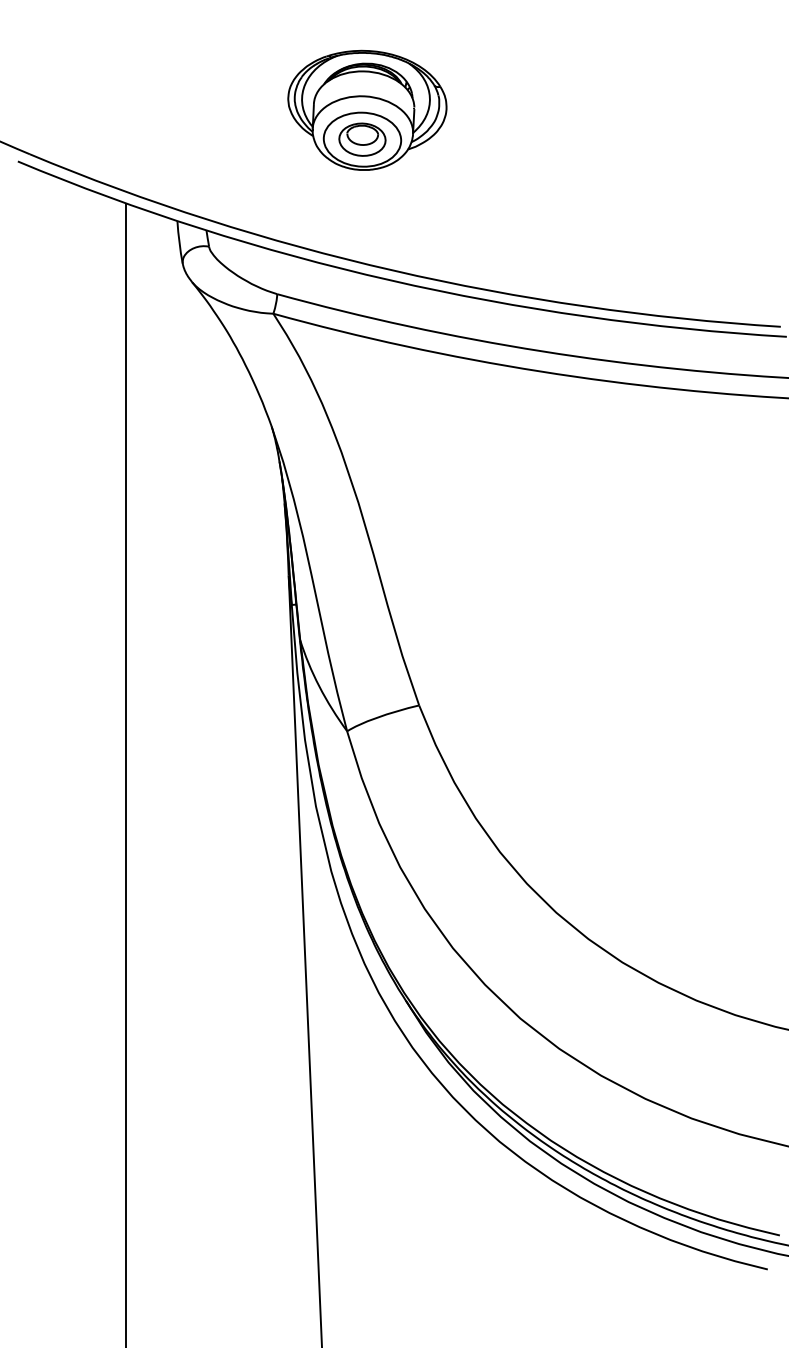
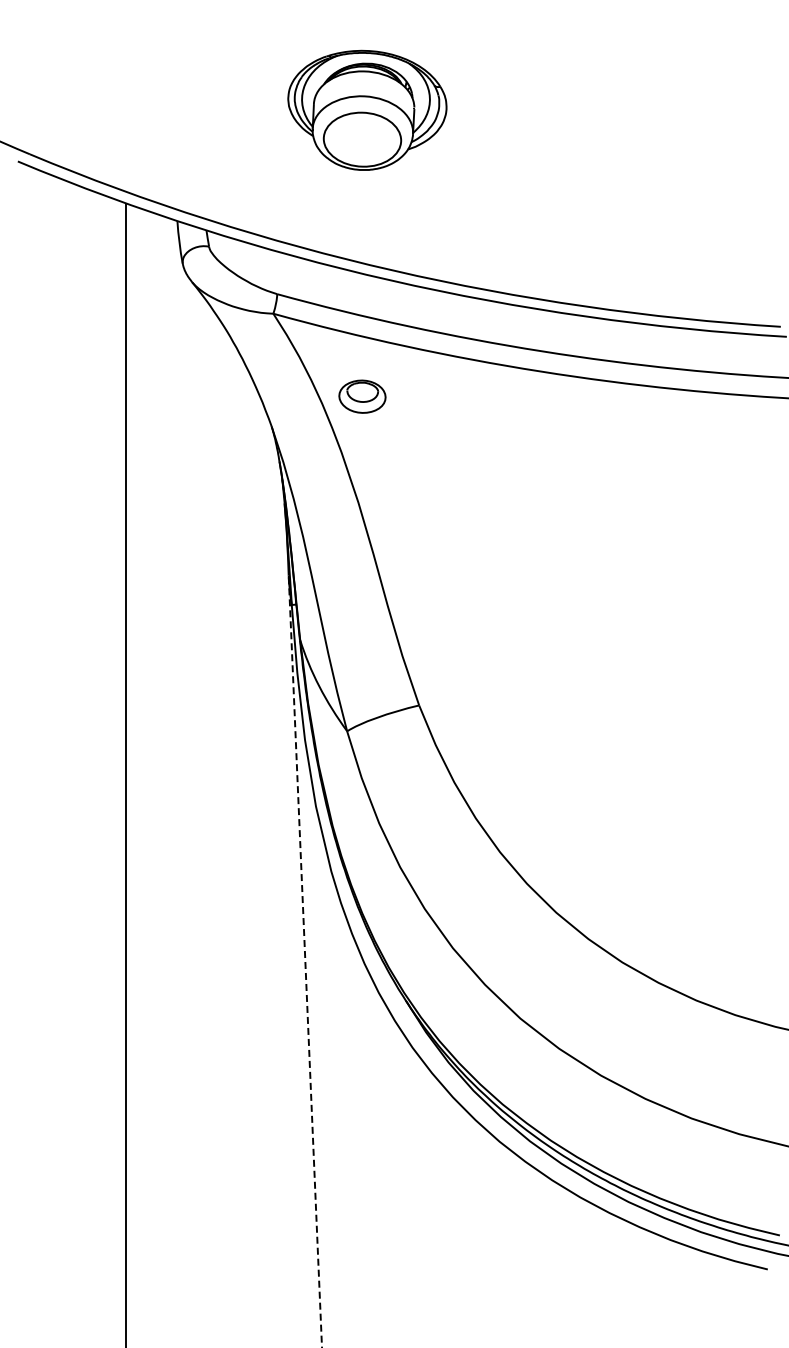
part position: (362, 139) -> (362, 396) (362, 396)
line: solid -> dashed (305, 961)
